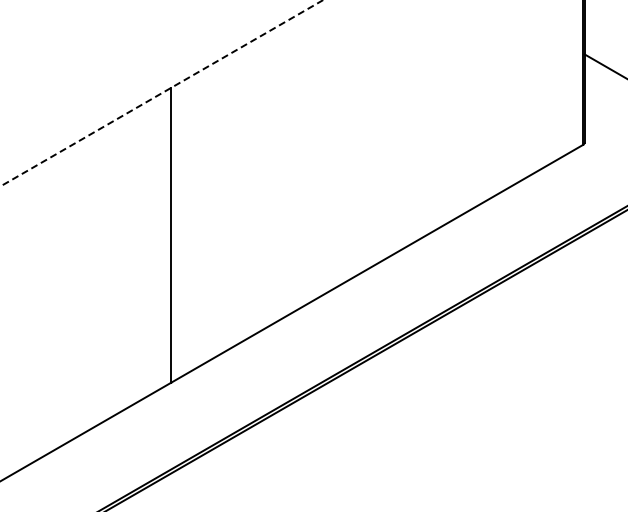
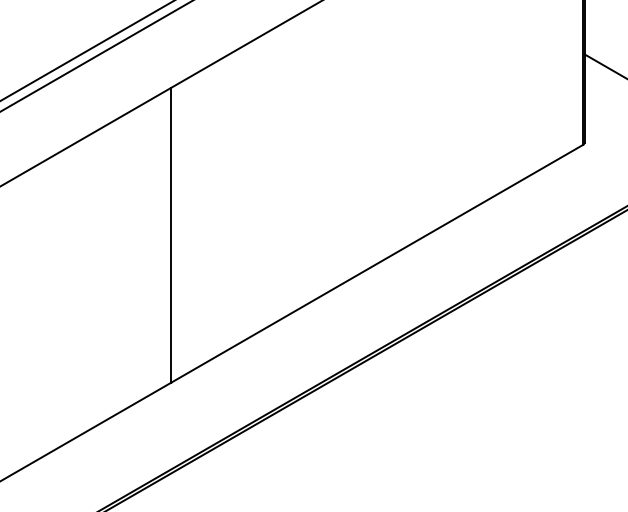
line: none -> present (86, 50)
line: none -> present (95, 56)
line: dashed -> solid (161, 93)
